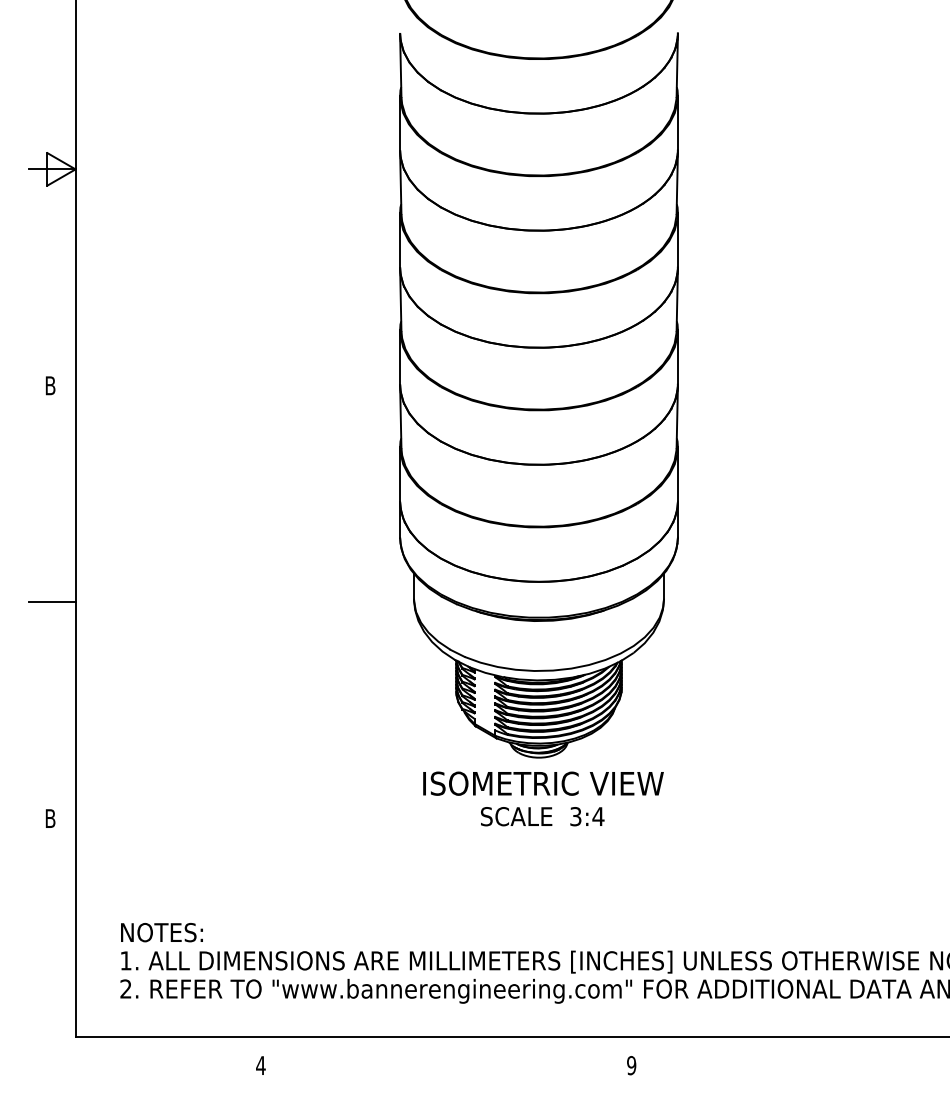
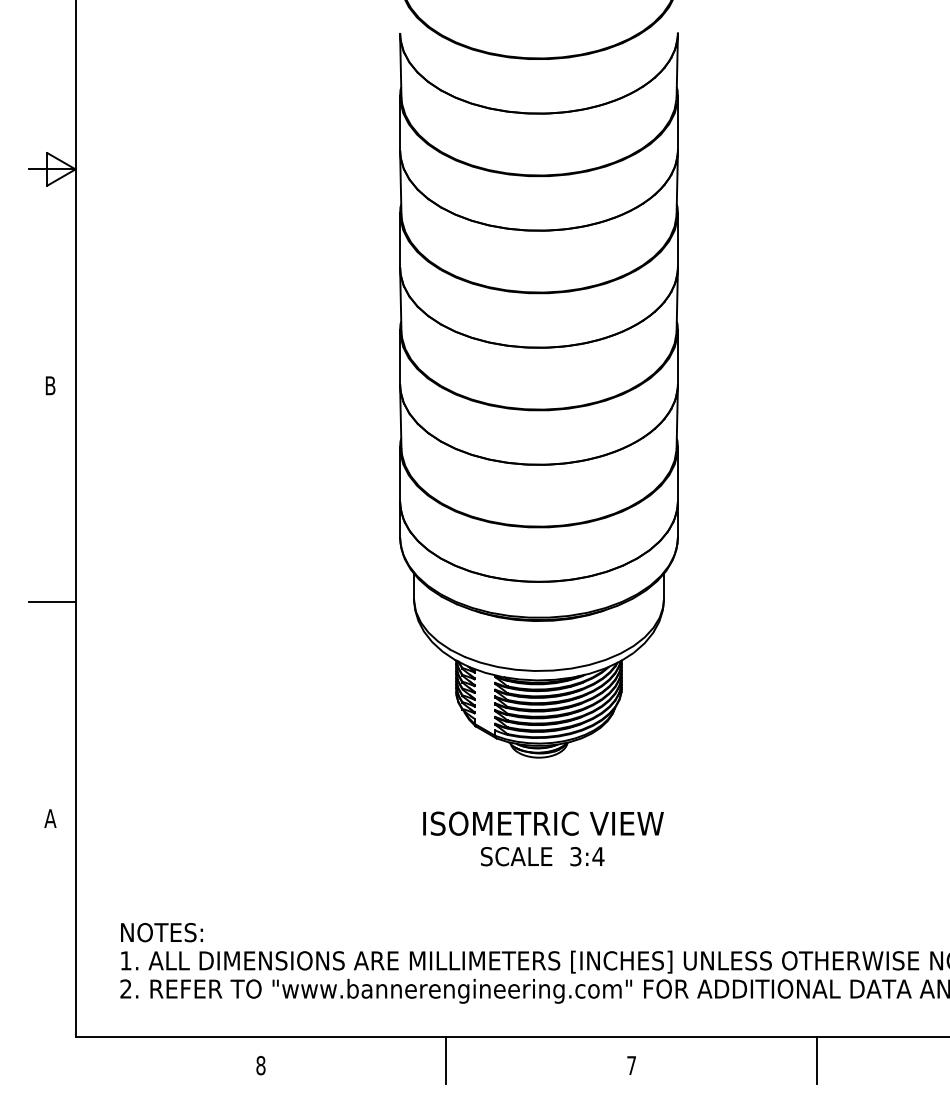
text position: (543, 798) -> (543, 838) (543, 838)
text: B -> A (50, 818)
line: none -> present (446, 1060)
line: none -> present (817, 1060)
text: 4 -> 8 (260, 1065)
text: 9 -> 7 (631, 1065)
